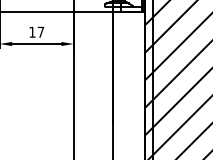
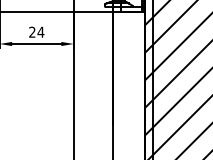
text: 17 -> 24 (36, 31)
